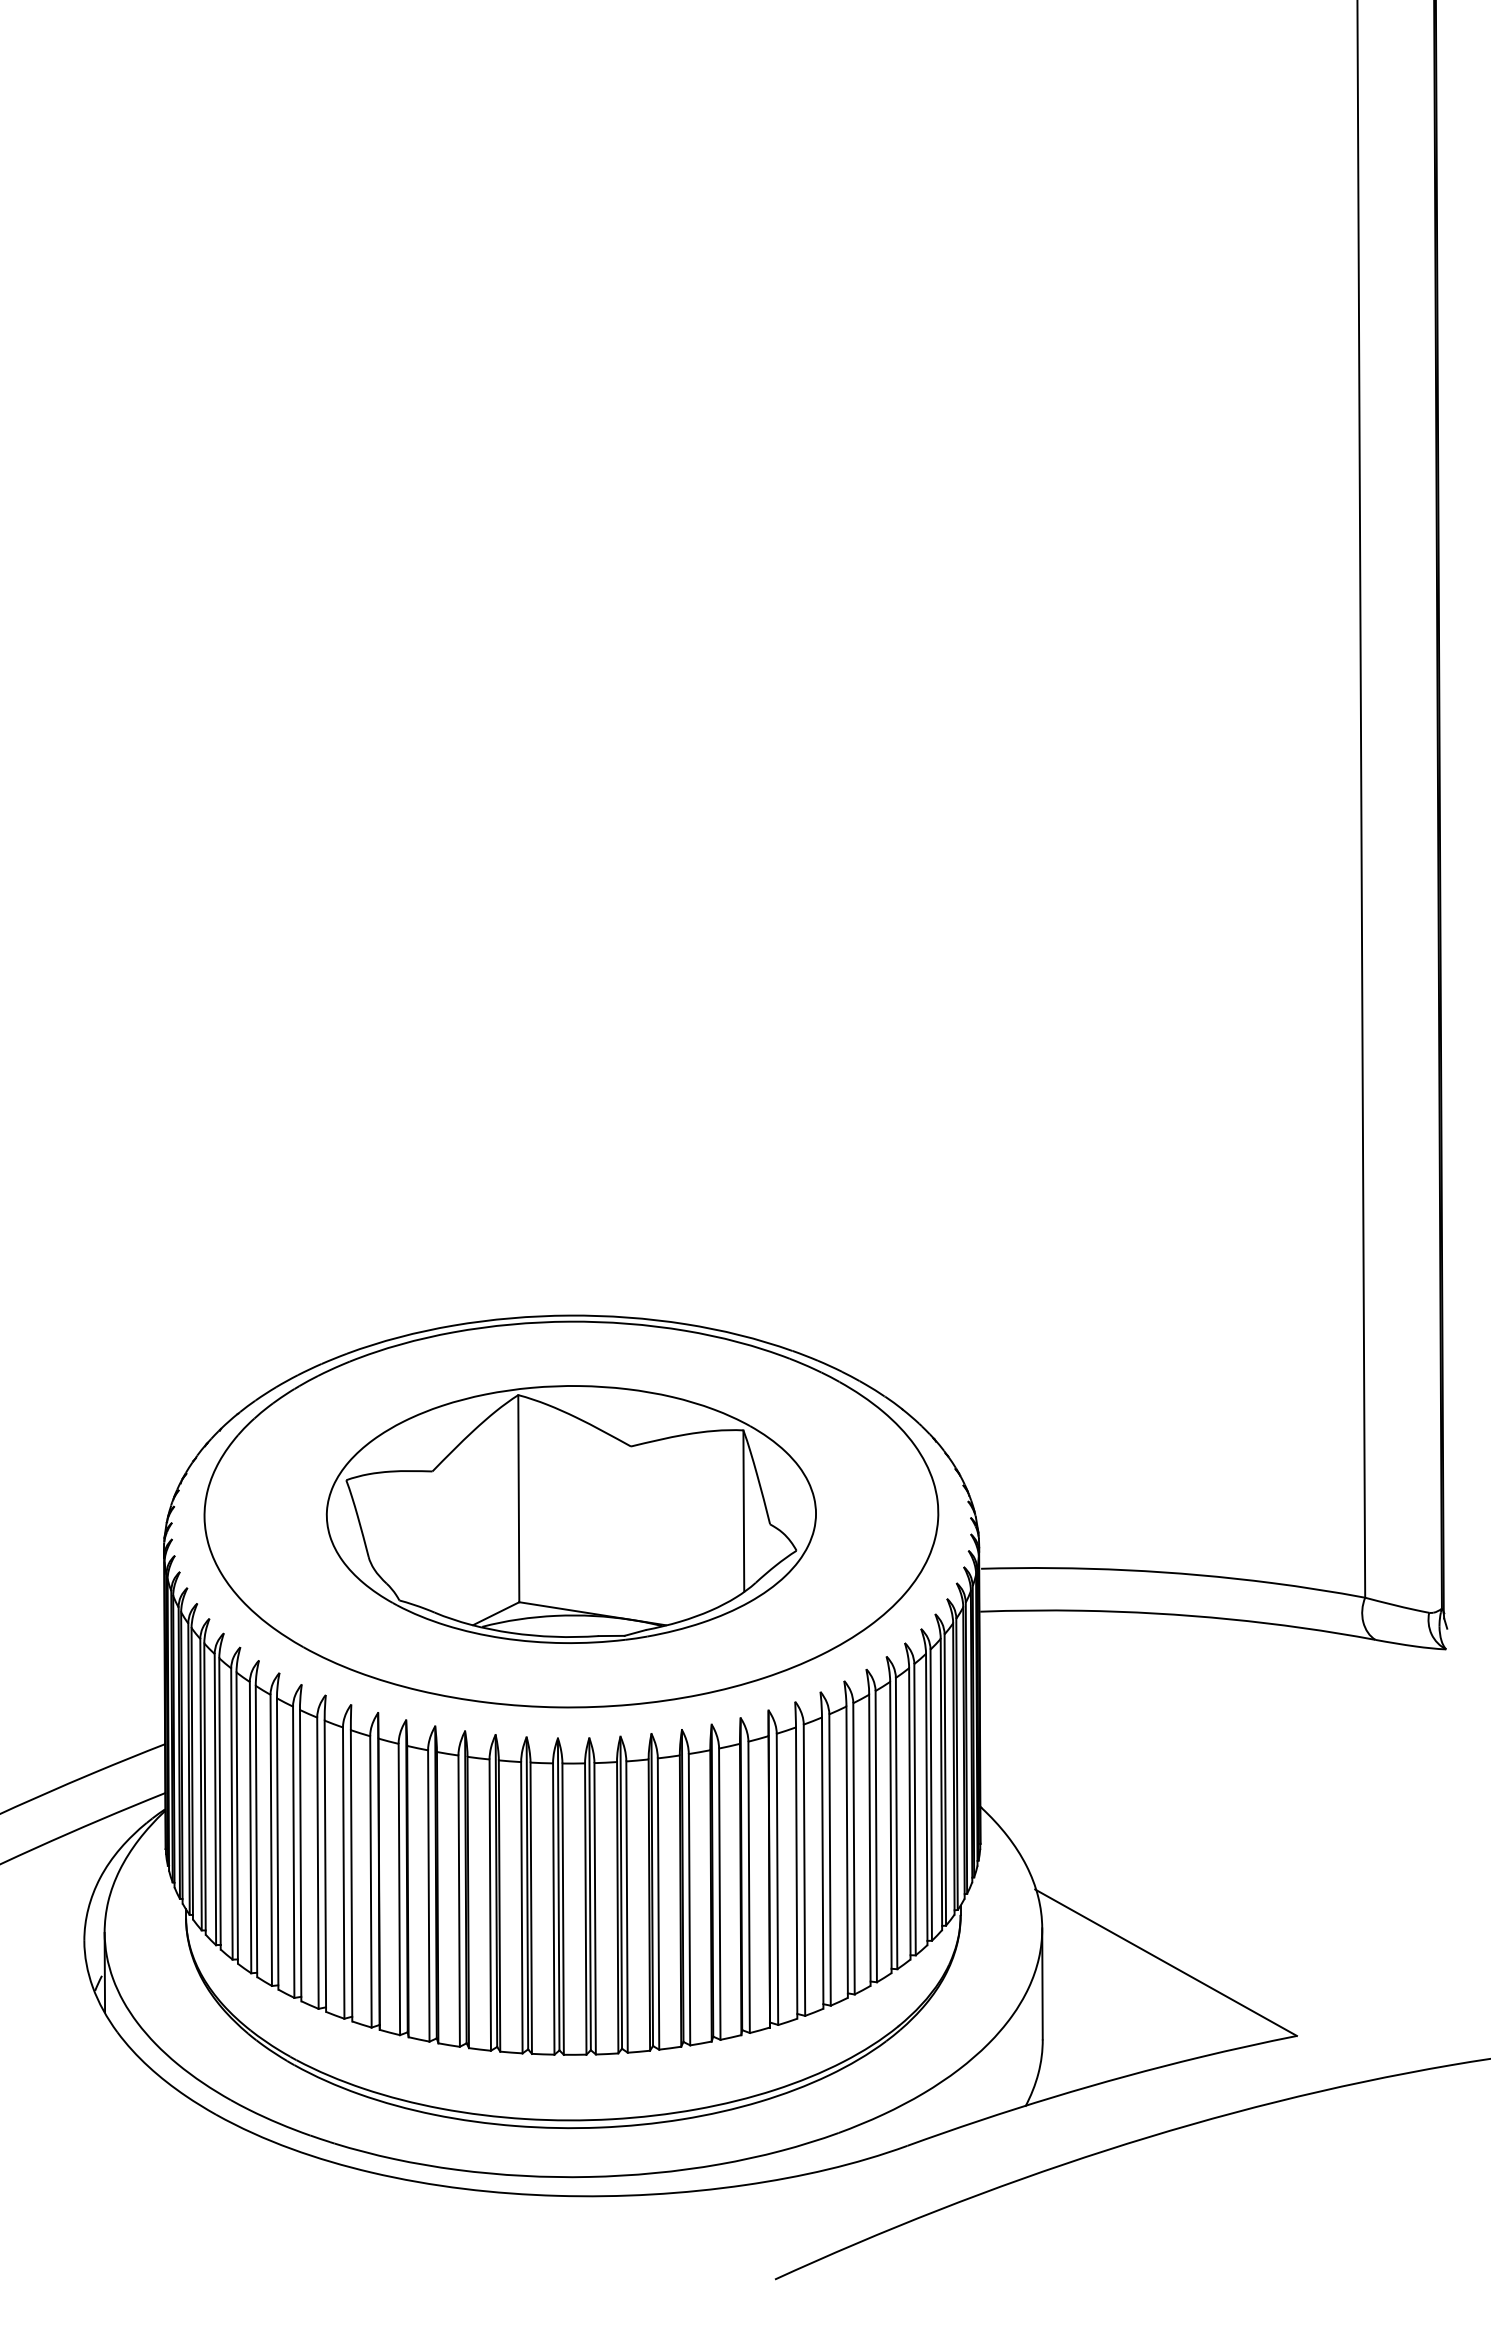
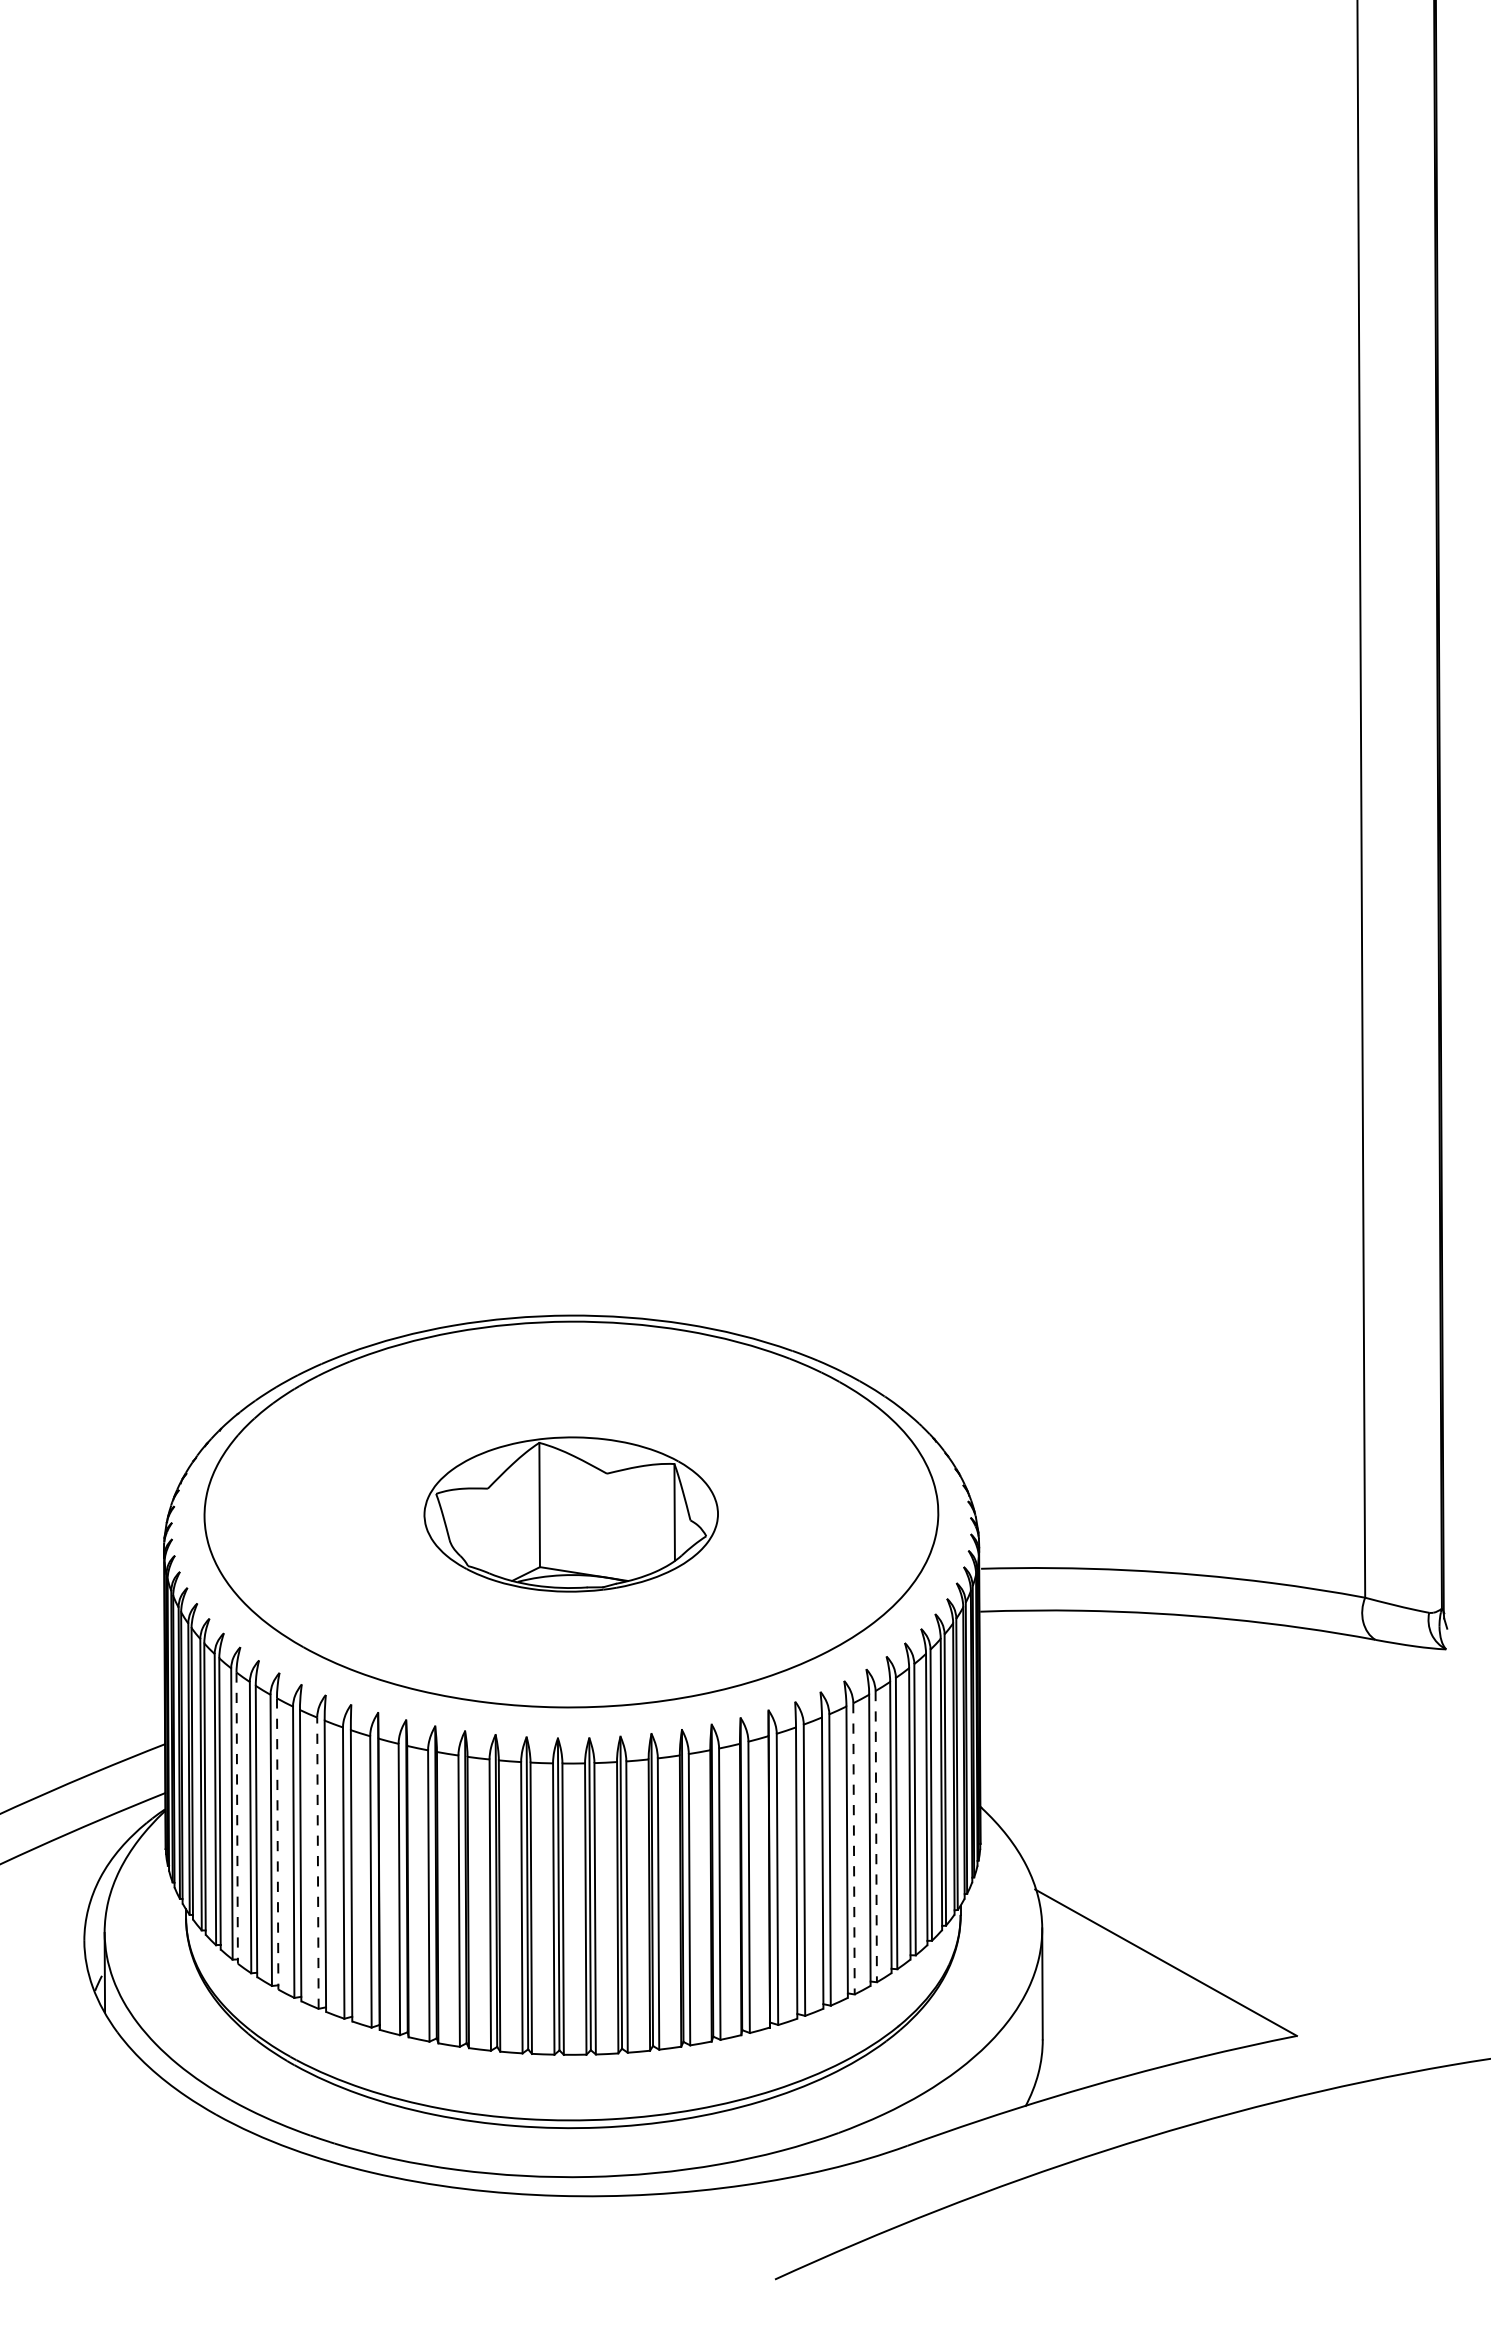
part size: 492x259 px -> 296x157 px (570, 1514)
line: solid -> dashed (237, 1818)
line: solid -> dashed (876, 1836)
line: solid -> dashed (277, 1844)
line: solid -> dashed (854, 1848)
line: solid -> dashed (317, 1863)
